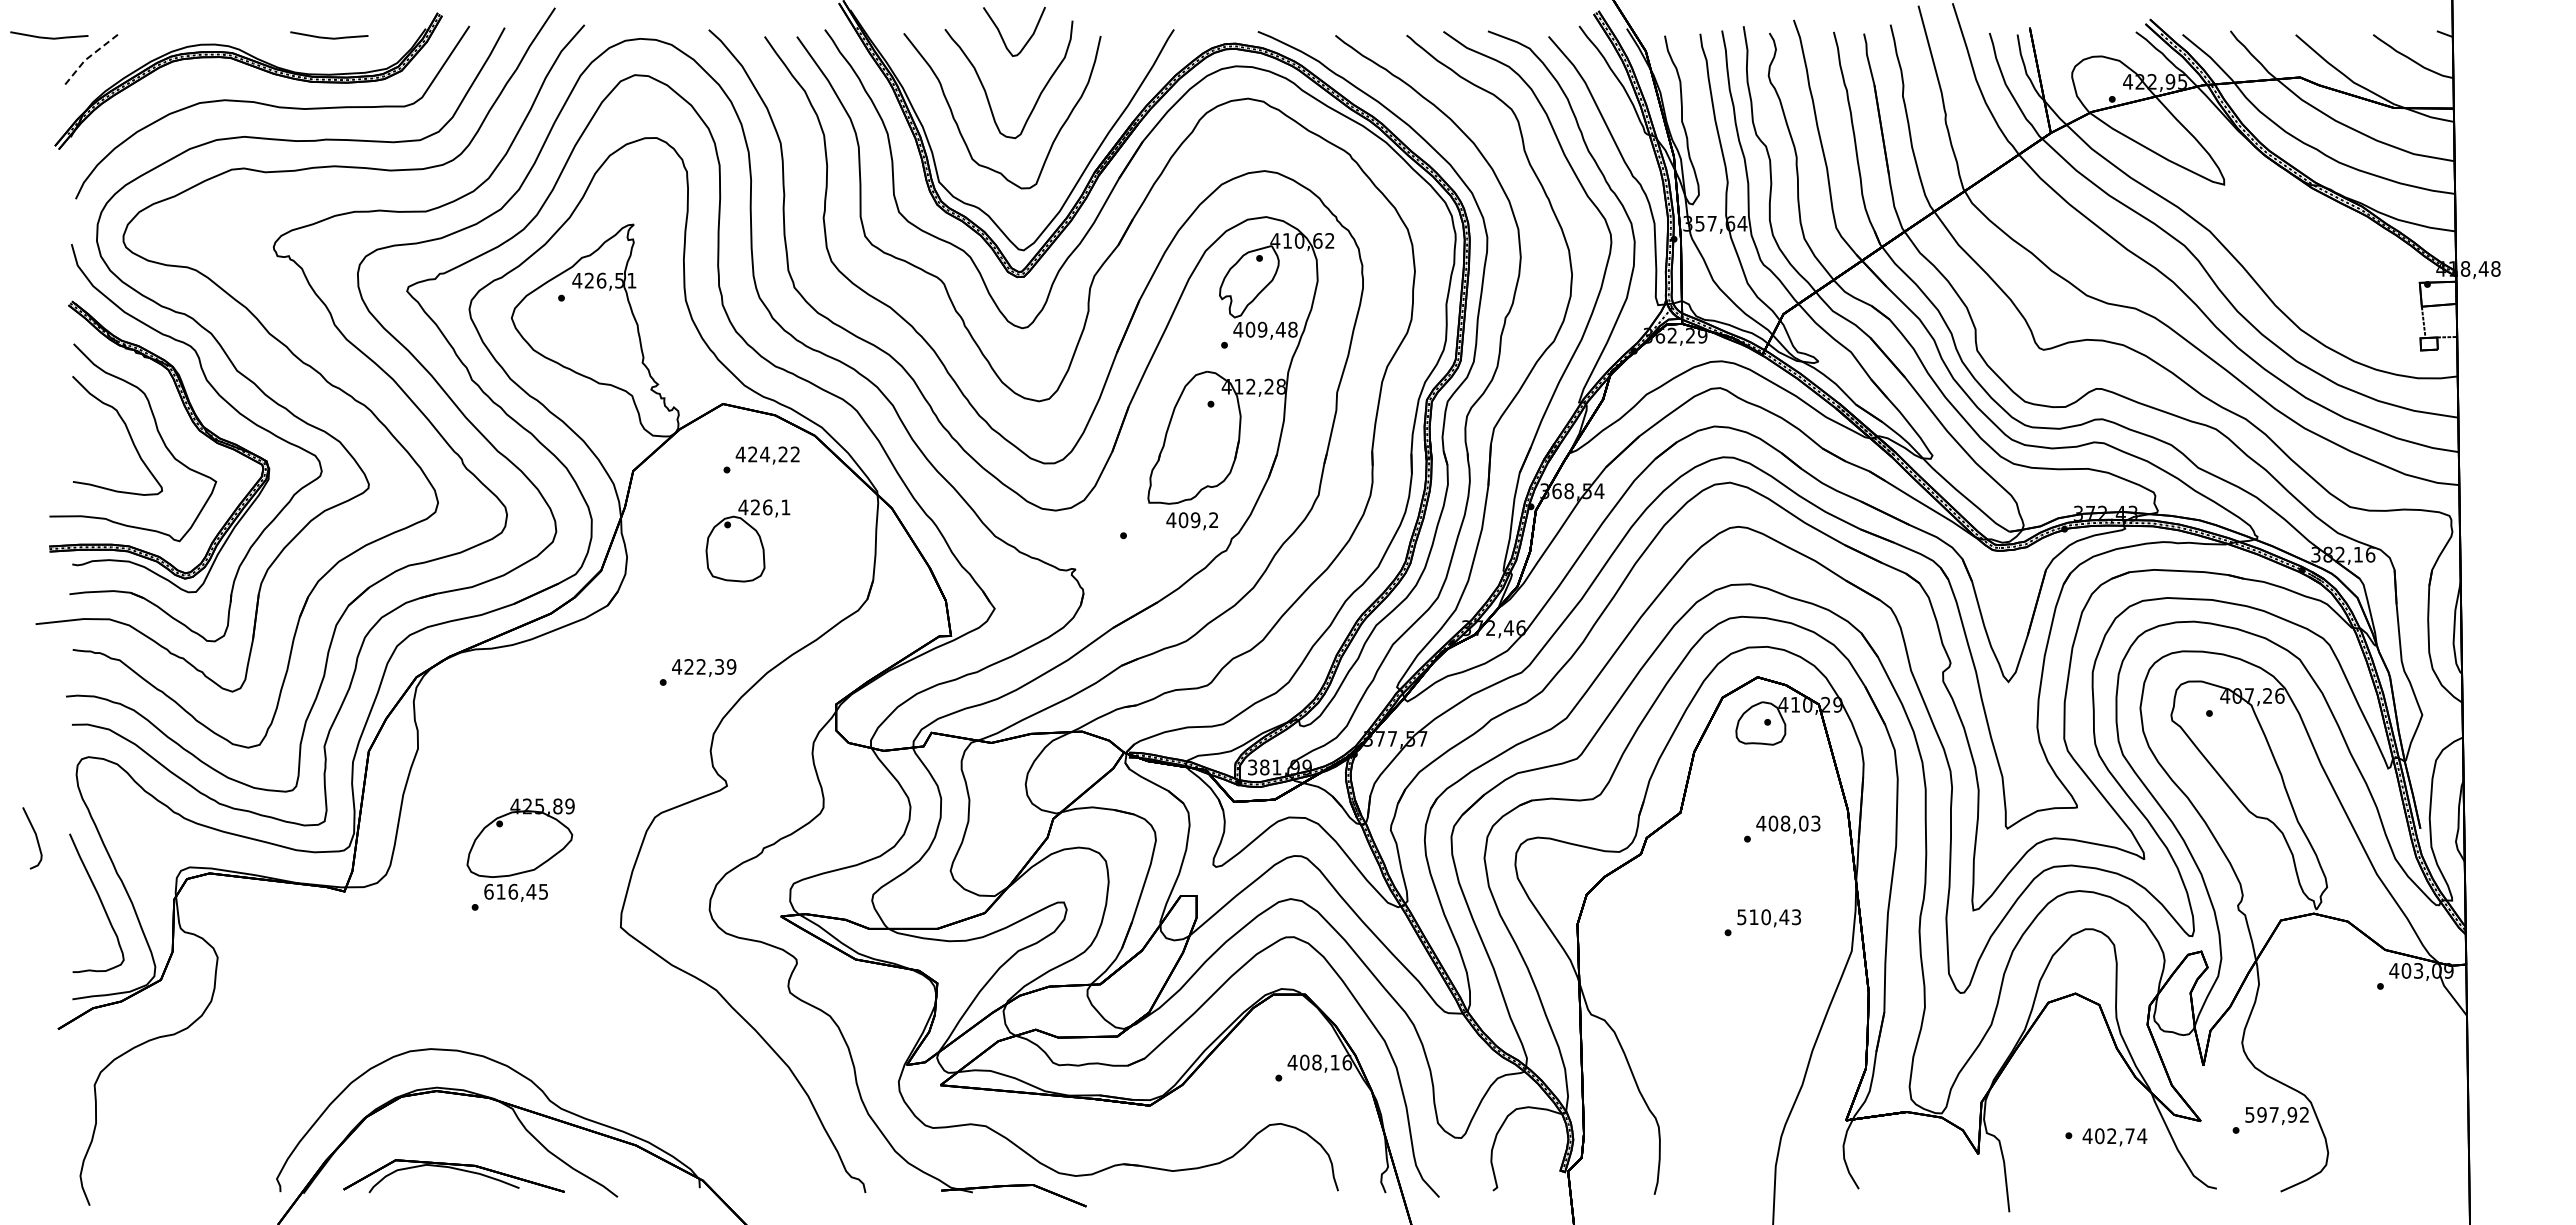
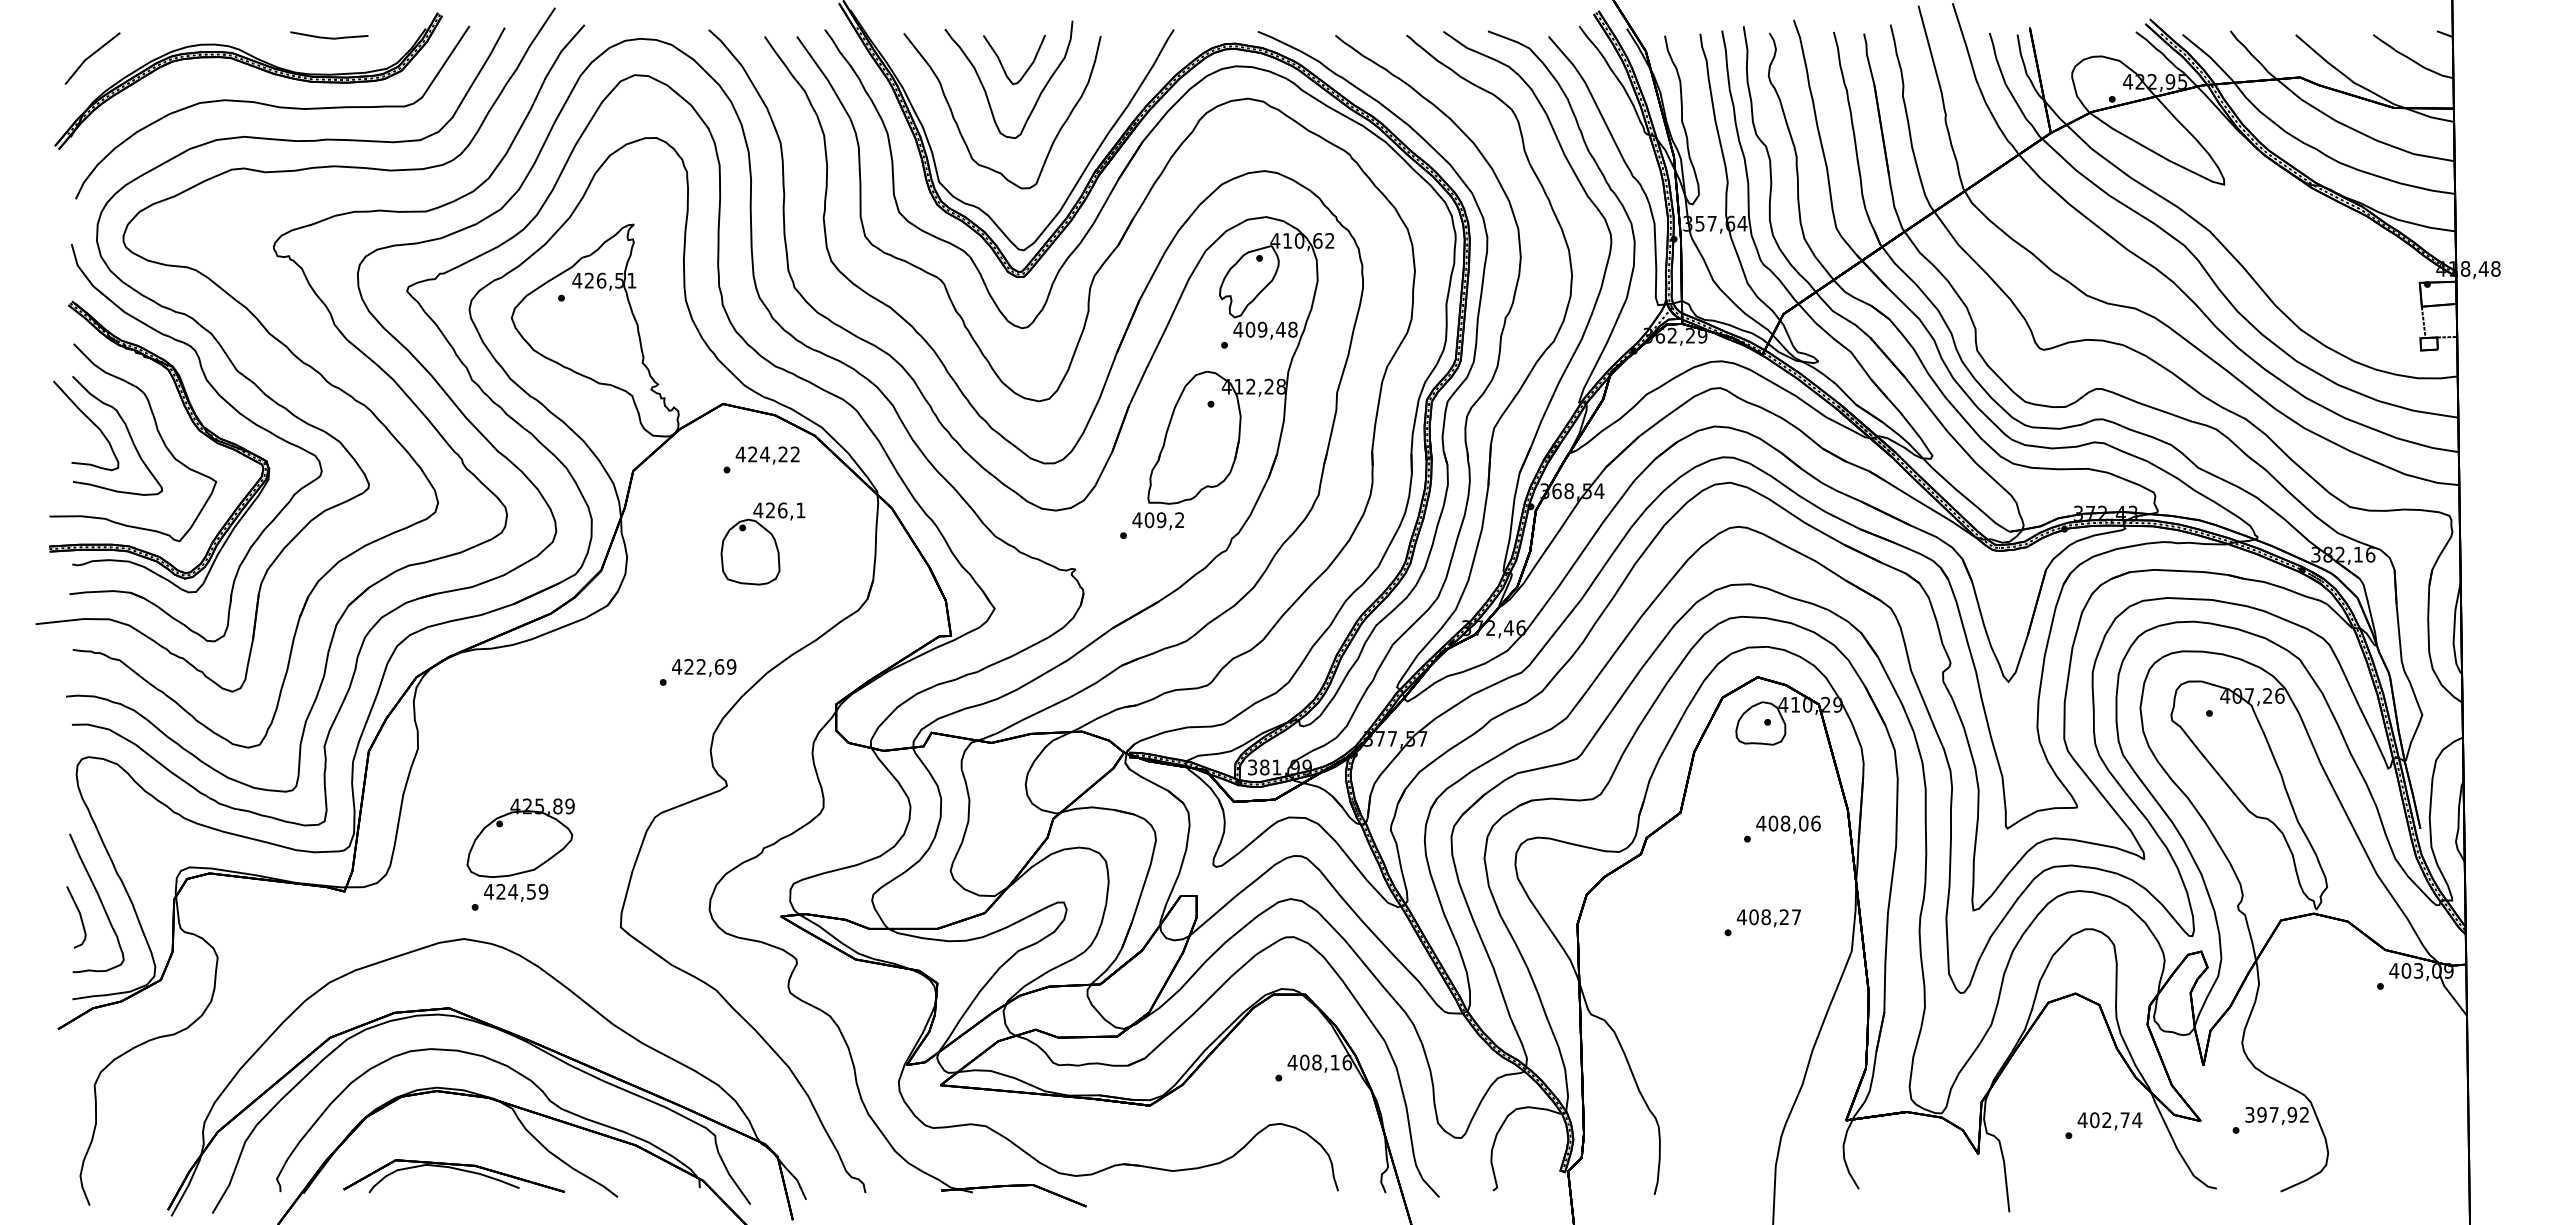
curve position: (1002, 36) -> (1002, 64) (1002, 64)
line: present -> none (49, 37)
line: dashed -> solid (89, 56)
curve: none -> present (90, 421)
text position: (1191, 521) -> (1157, 521) (1157, 521)
part position: (747, 540) -> (762, 543) (762, 543)
text: 422,39 -> 422,69 (719, 666)
text: 408,03 -> 408,06 (1815, 823)
curve position: (35, 837) -> (79, 916) (79, 916)
text: 616,45 -> 424,59 (515, 891)
text: 510,43 -> 408,27 (1768, 917)
part: none -> present (505, 1033)
text: 597,92 -> 397,92 (2249, 1114)
text position: (2114, 1137) -> (2109, 1121) (2109, 1121)
